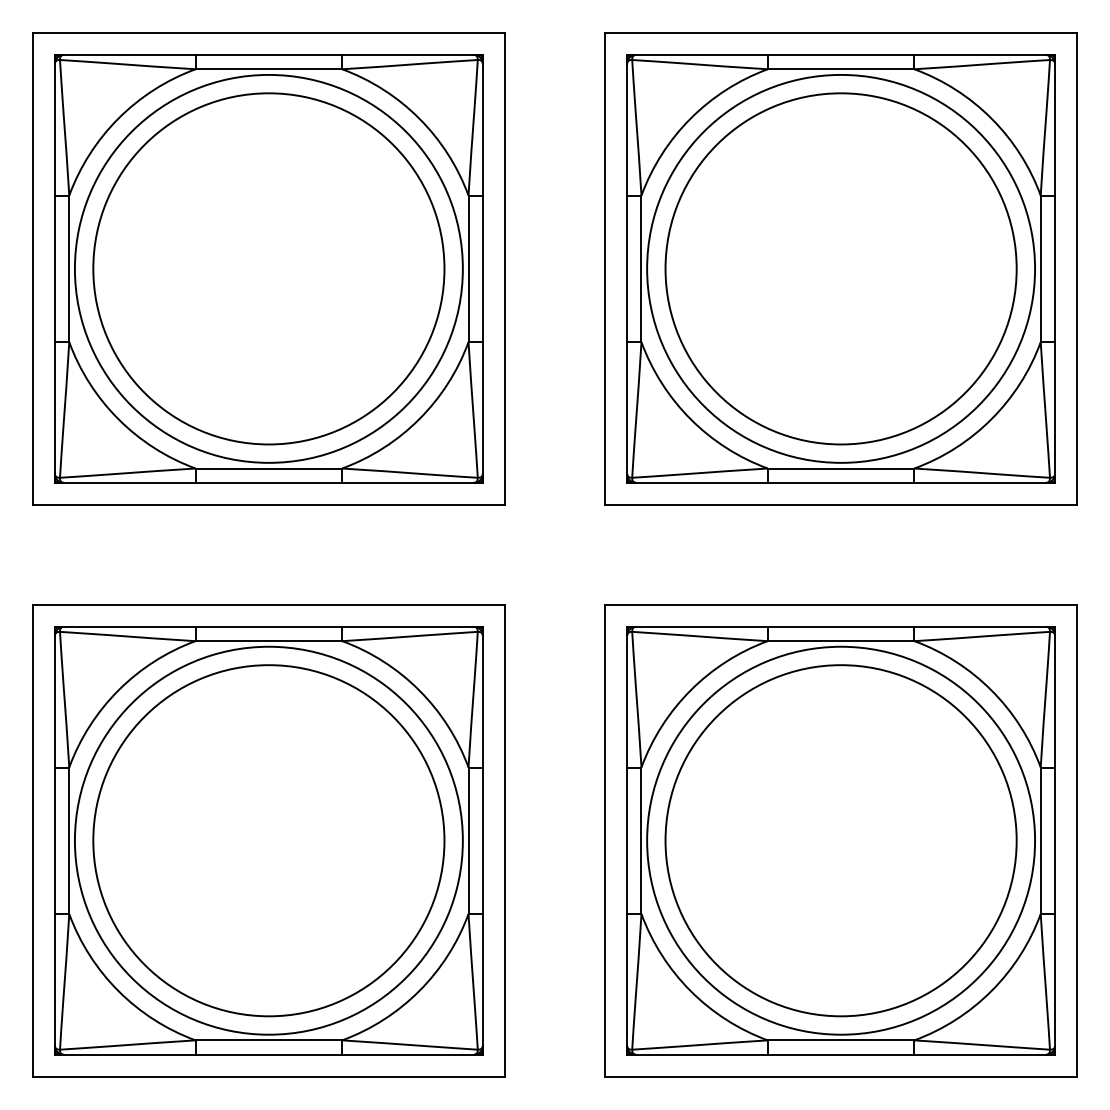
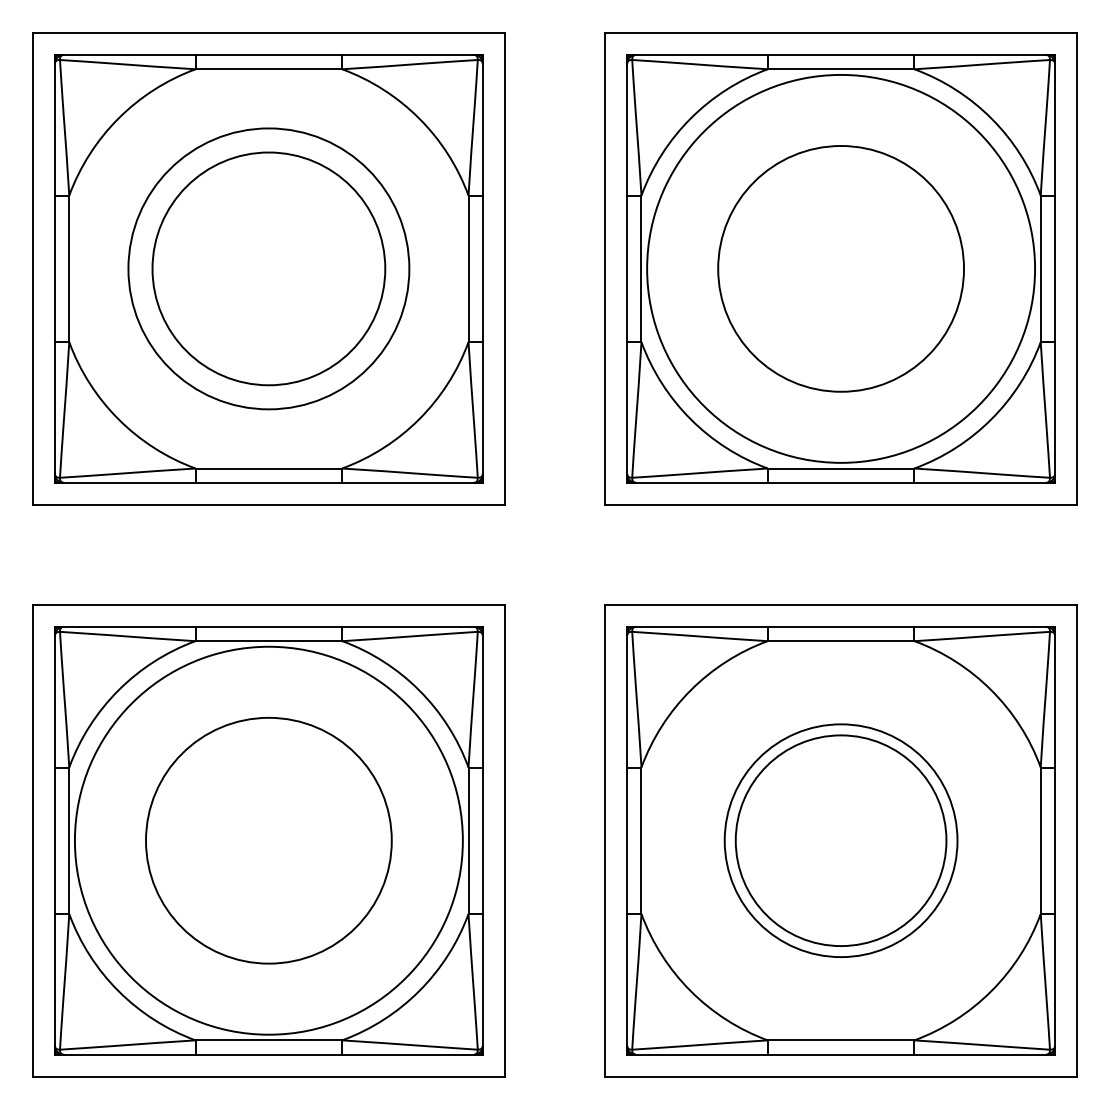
circle diameter: 351 px -> 281 px (268, 268)
circle diameter: 388 px -> 233 px (268, 268)
circle diameter: 351 px -> 246 px (841, 268)
circle diameter: 351 px -> 246 px (268, 840)
circle diameter: 351 px -> 211 px (840, 840)
circle diameter: 388 px -> 233 px (840, 840)
